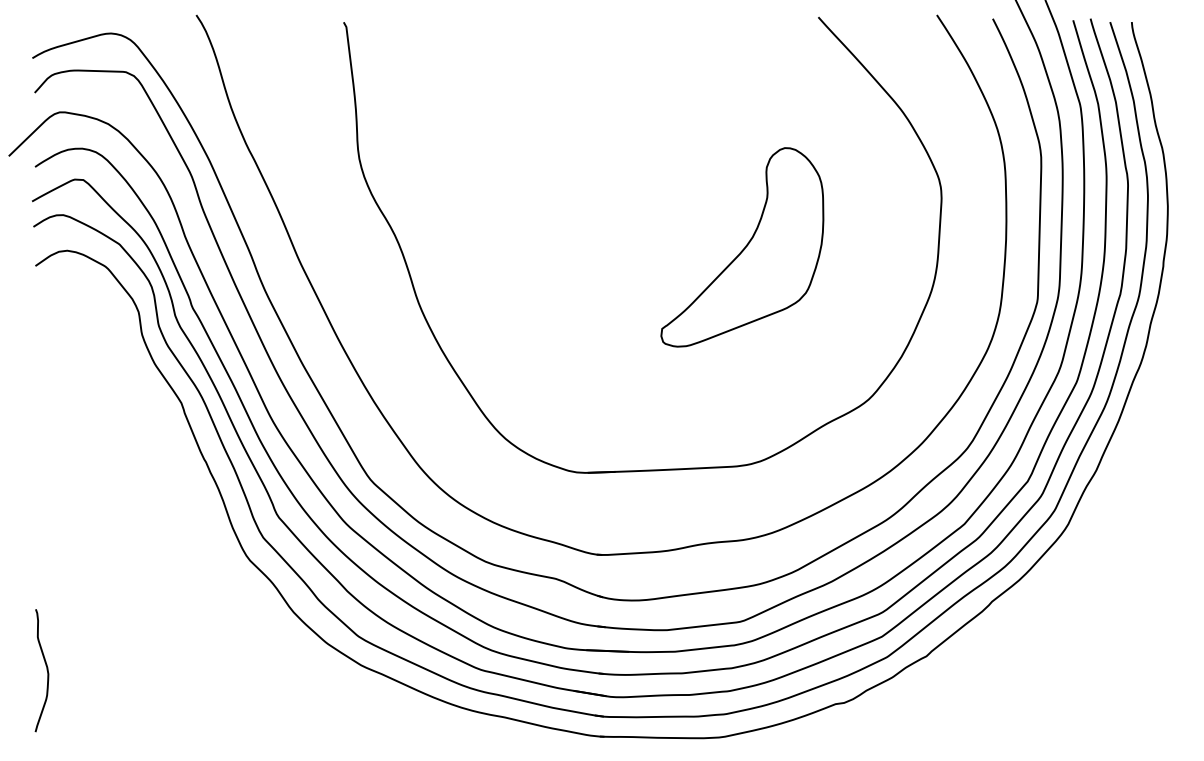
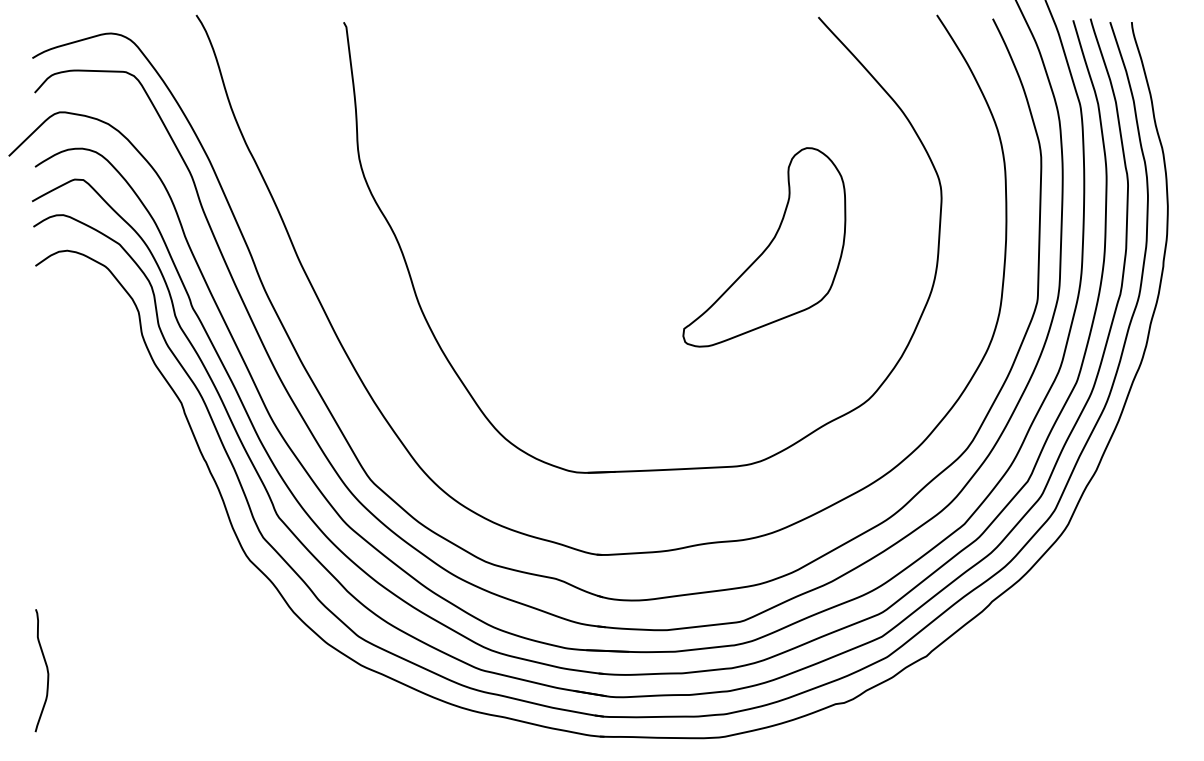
part position: (742, 247) -> (764, 247) (764, 247)
